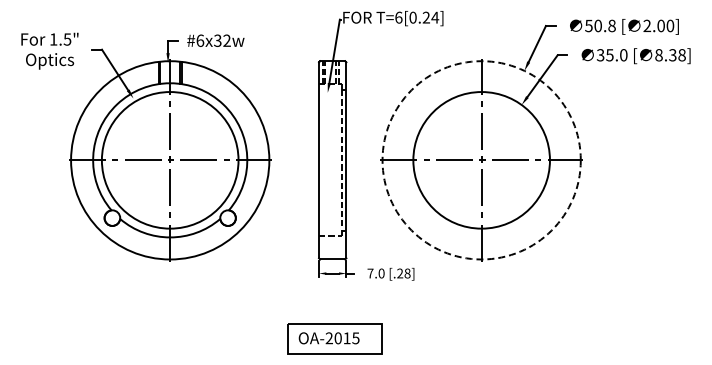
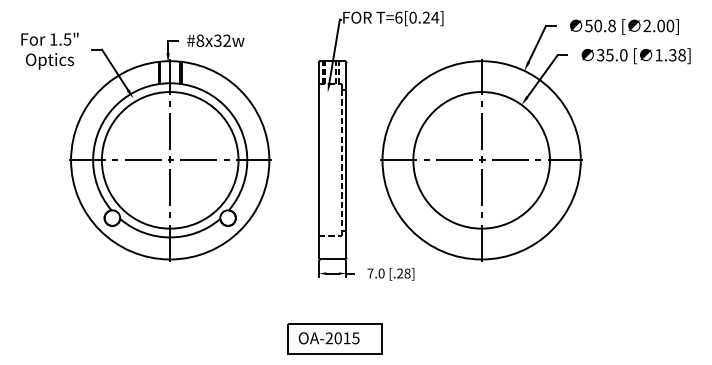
text: #6x32w -> #8x32w (200, 40)
text: 8.38] -> 1.38] (658, 55)
circle: dashed -> solid (481, 160)
